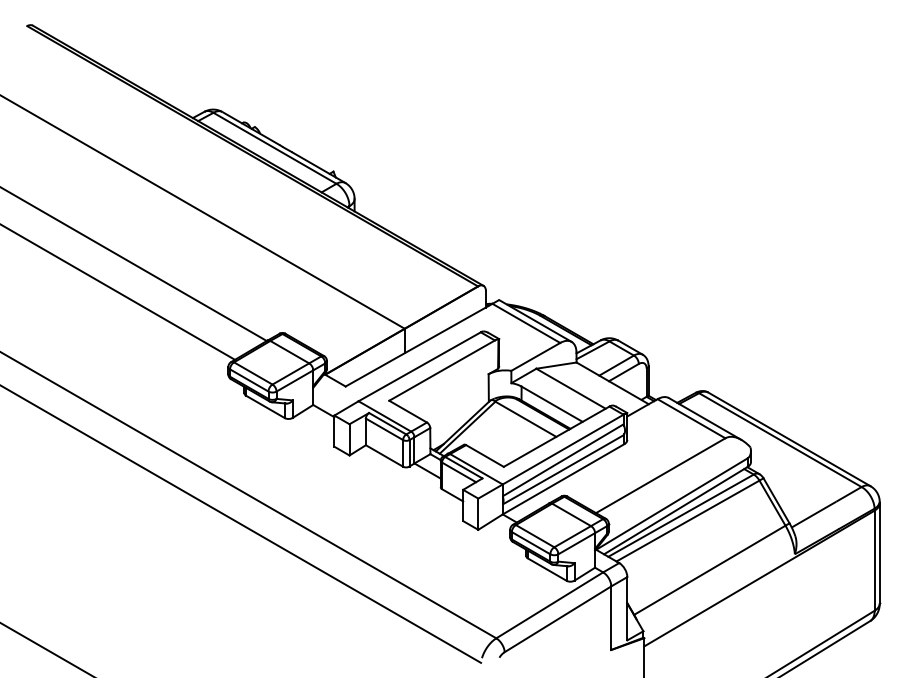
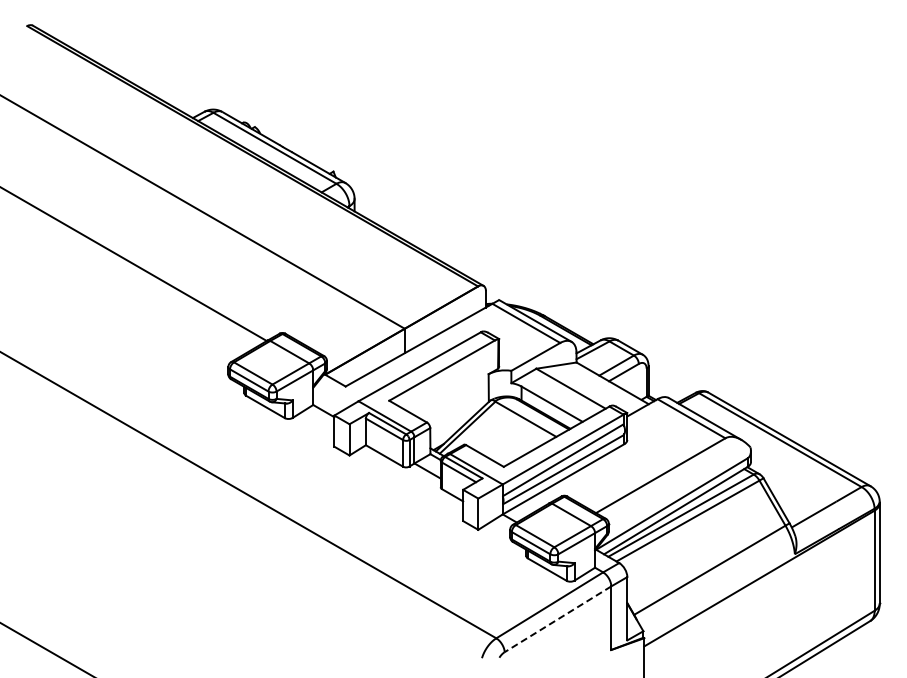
line: present -> none (118, 292)
line: present -> none (241, 524)
line: solid -> dashed (557, 619)
